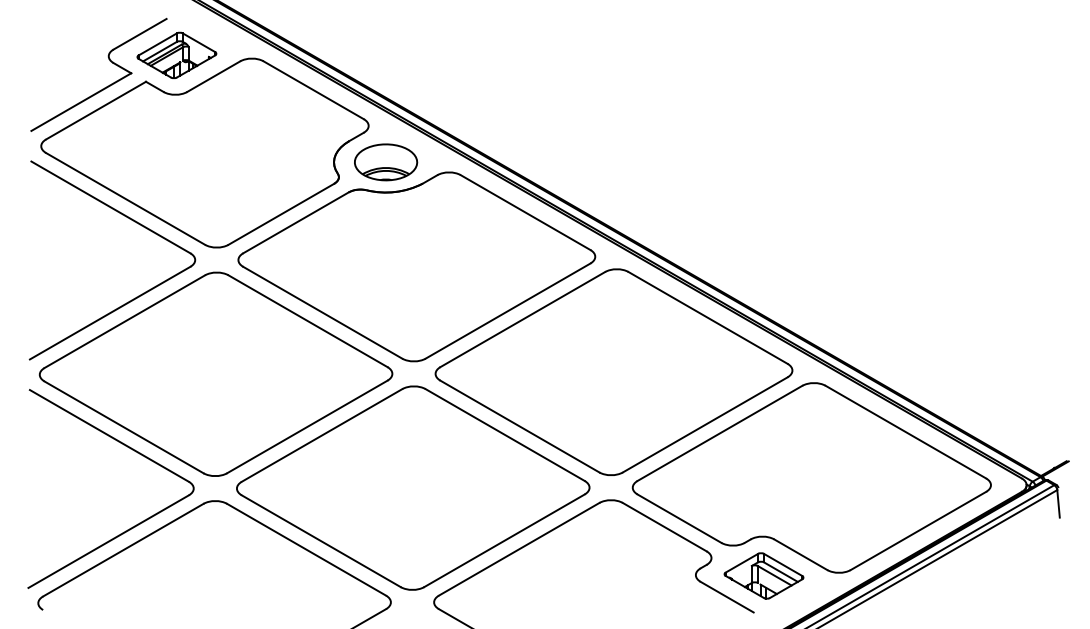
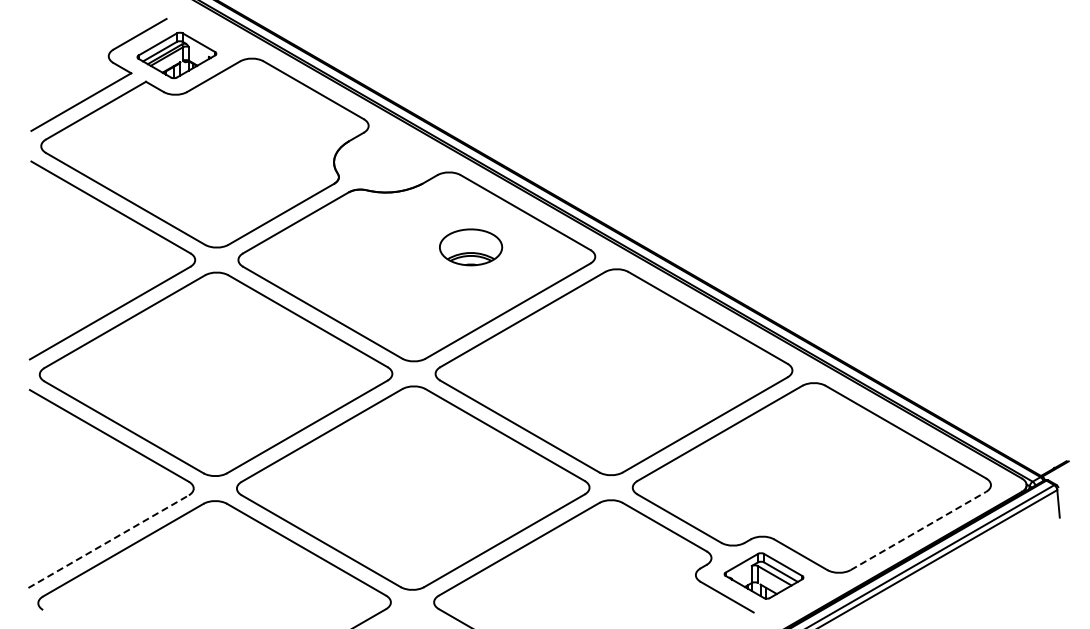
part position: (386, 162) -> (471, 247) (471, 247)
line: solid -> dashed (918, 530)
line: solid -> dashed (108, 541)
